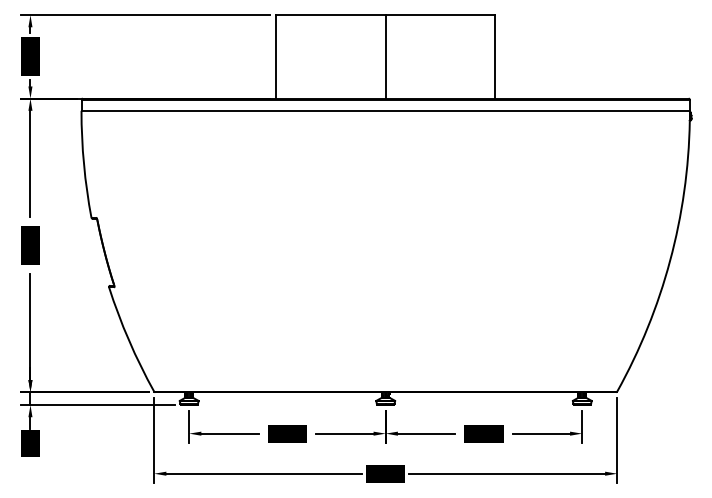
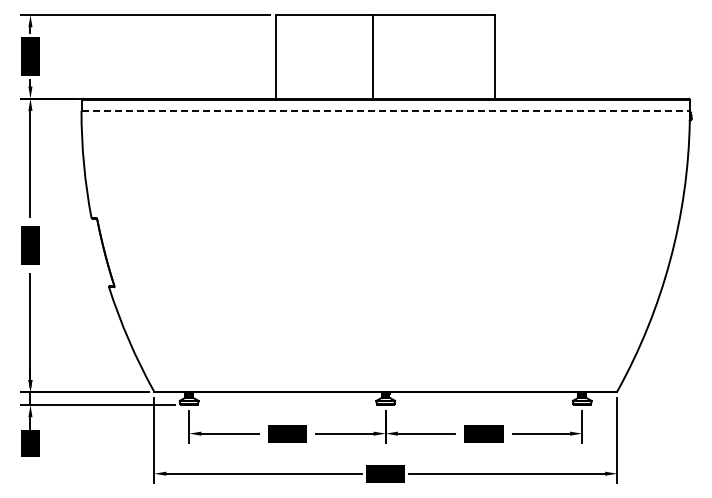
line position: (385, 56) -> (372, 56) (372, 56)
line: solid -> dashed (386, 110)
